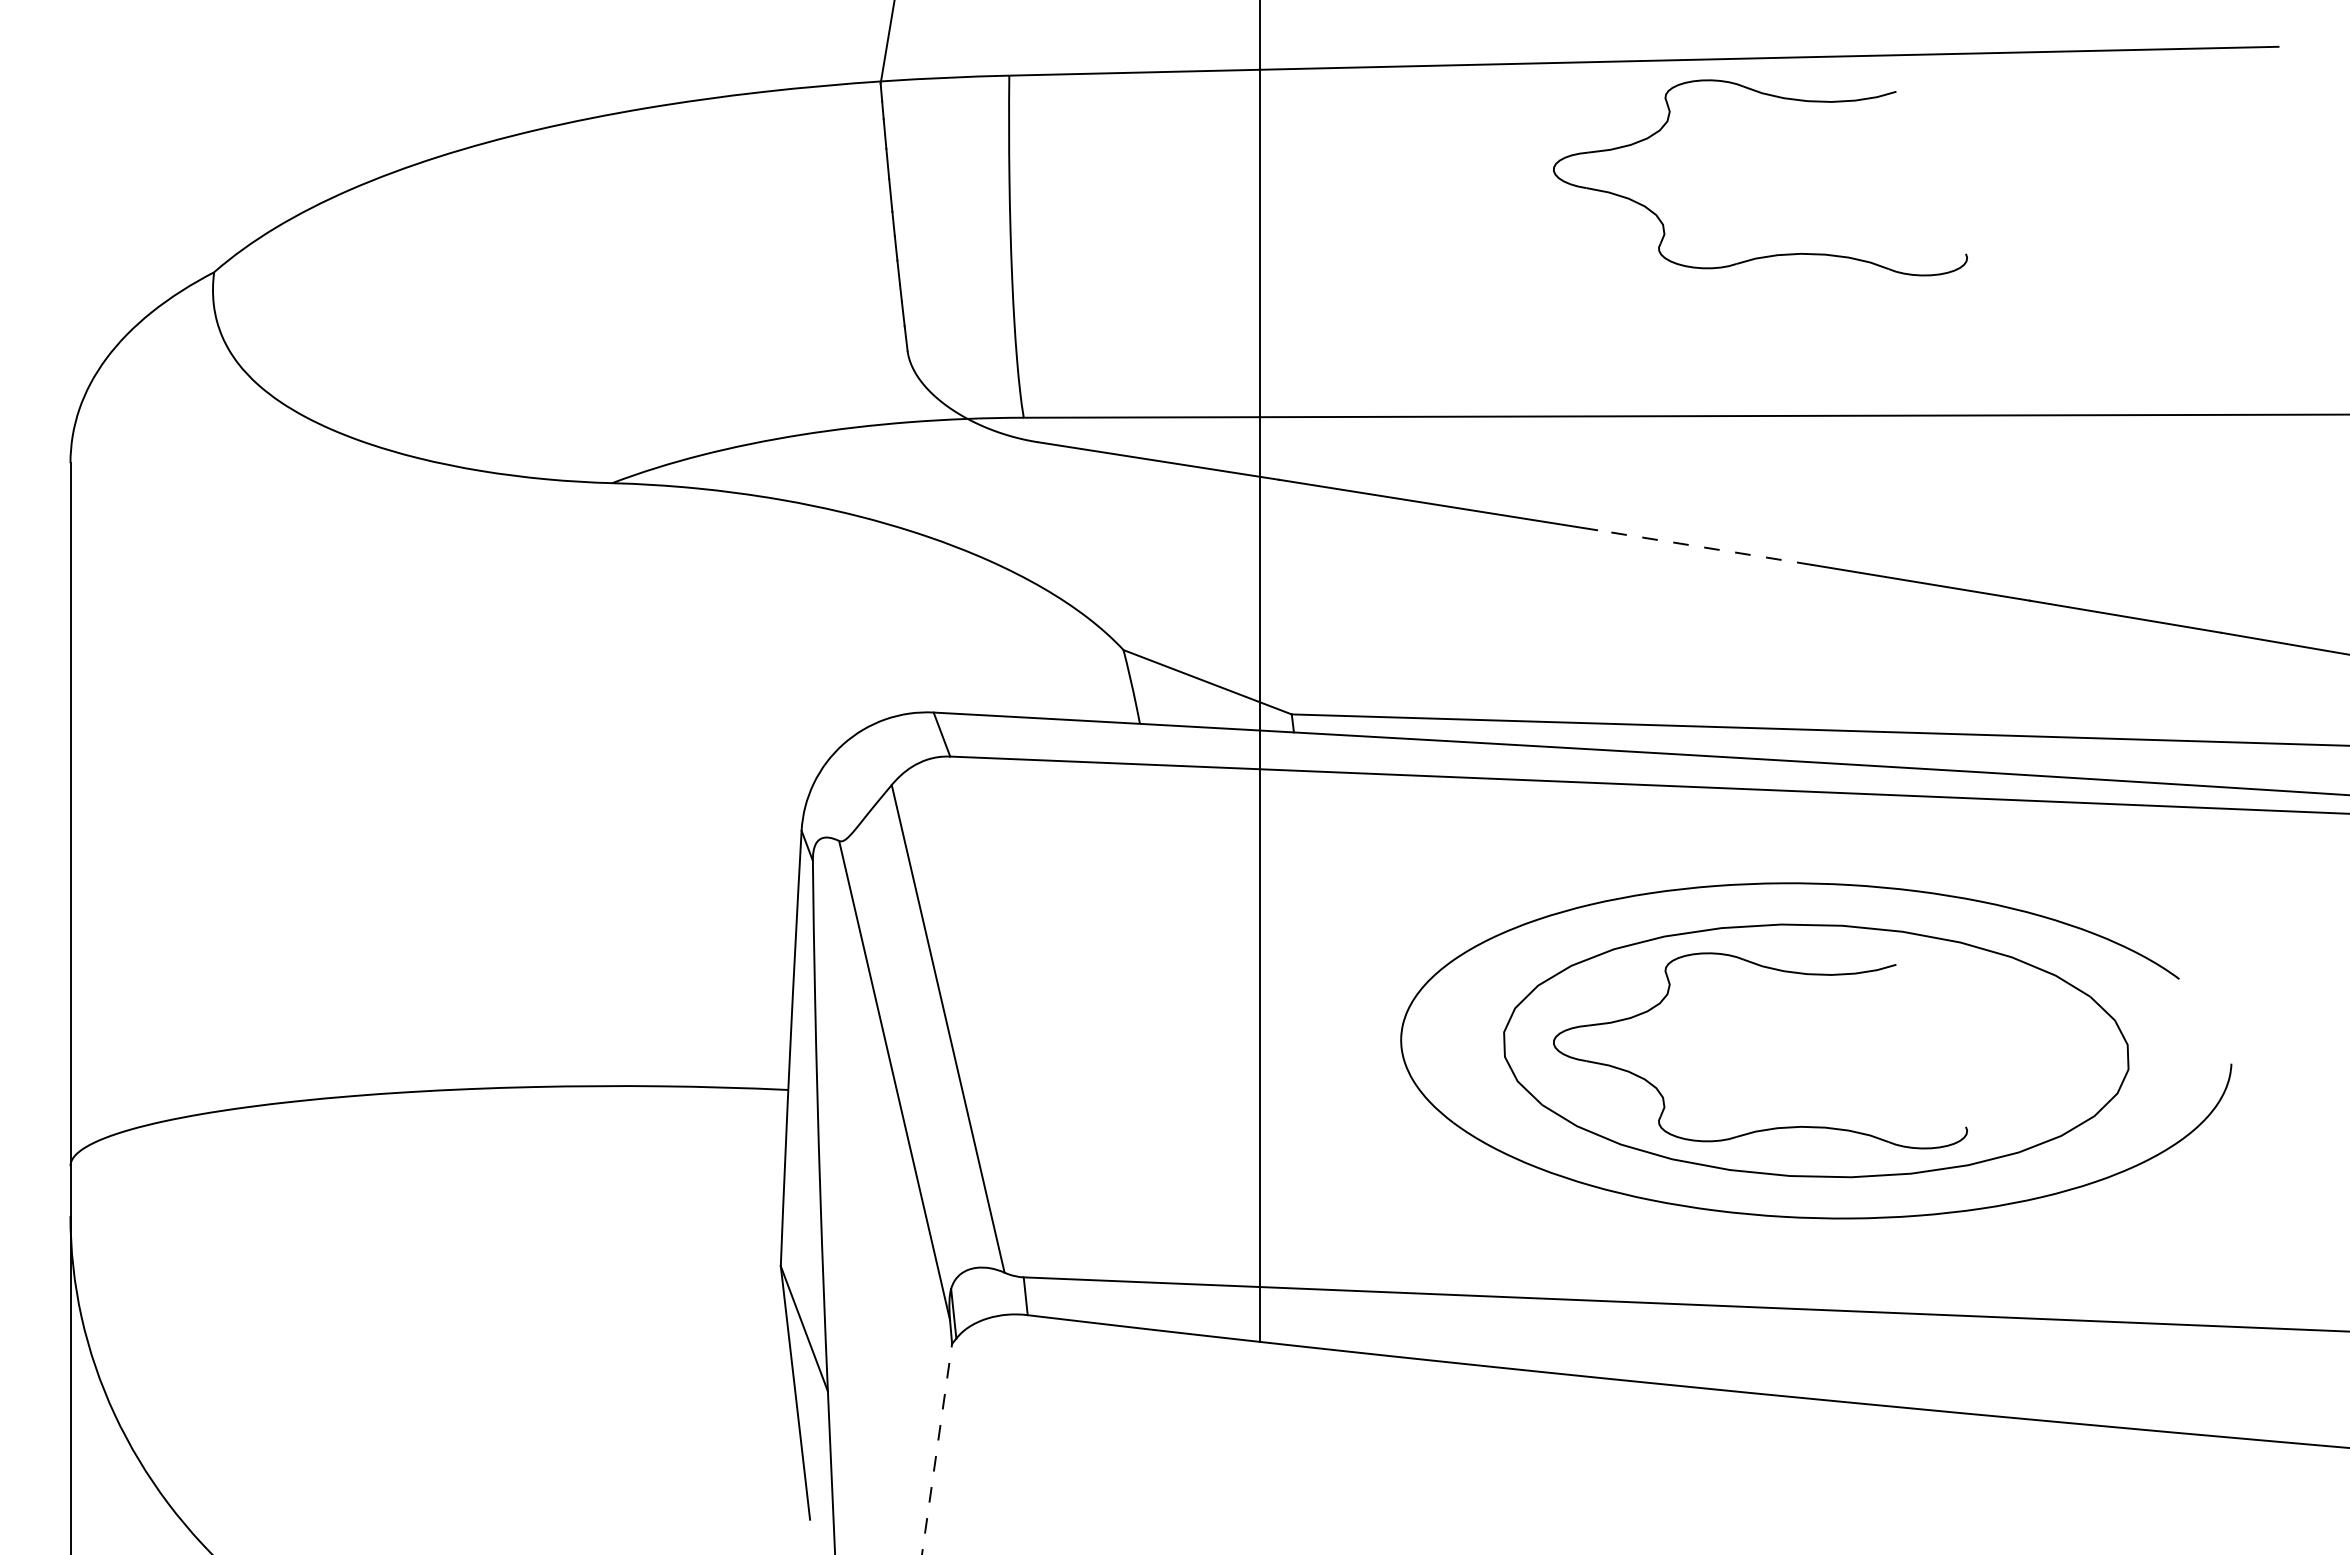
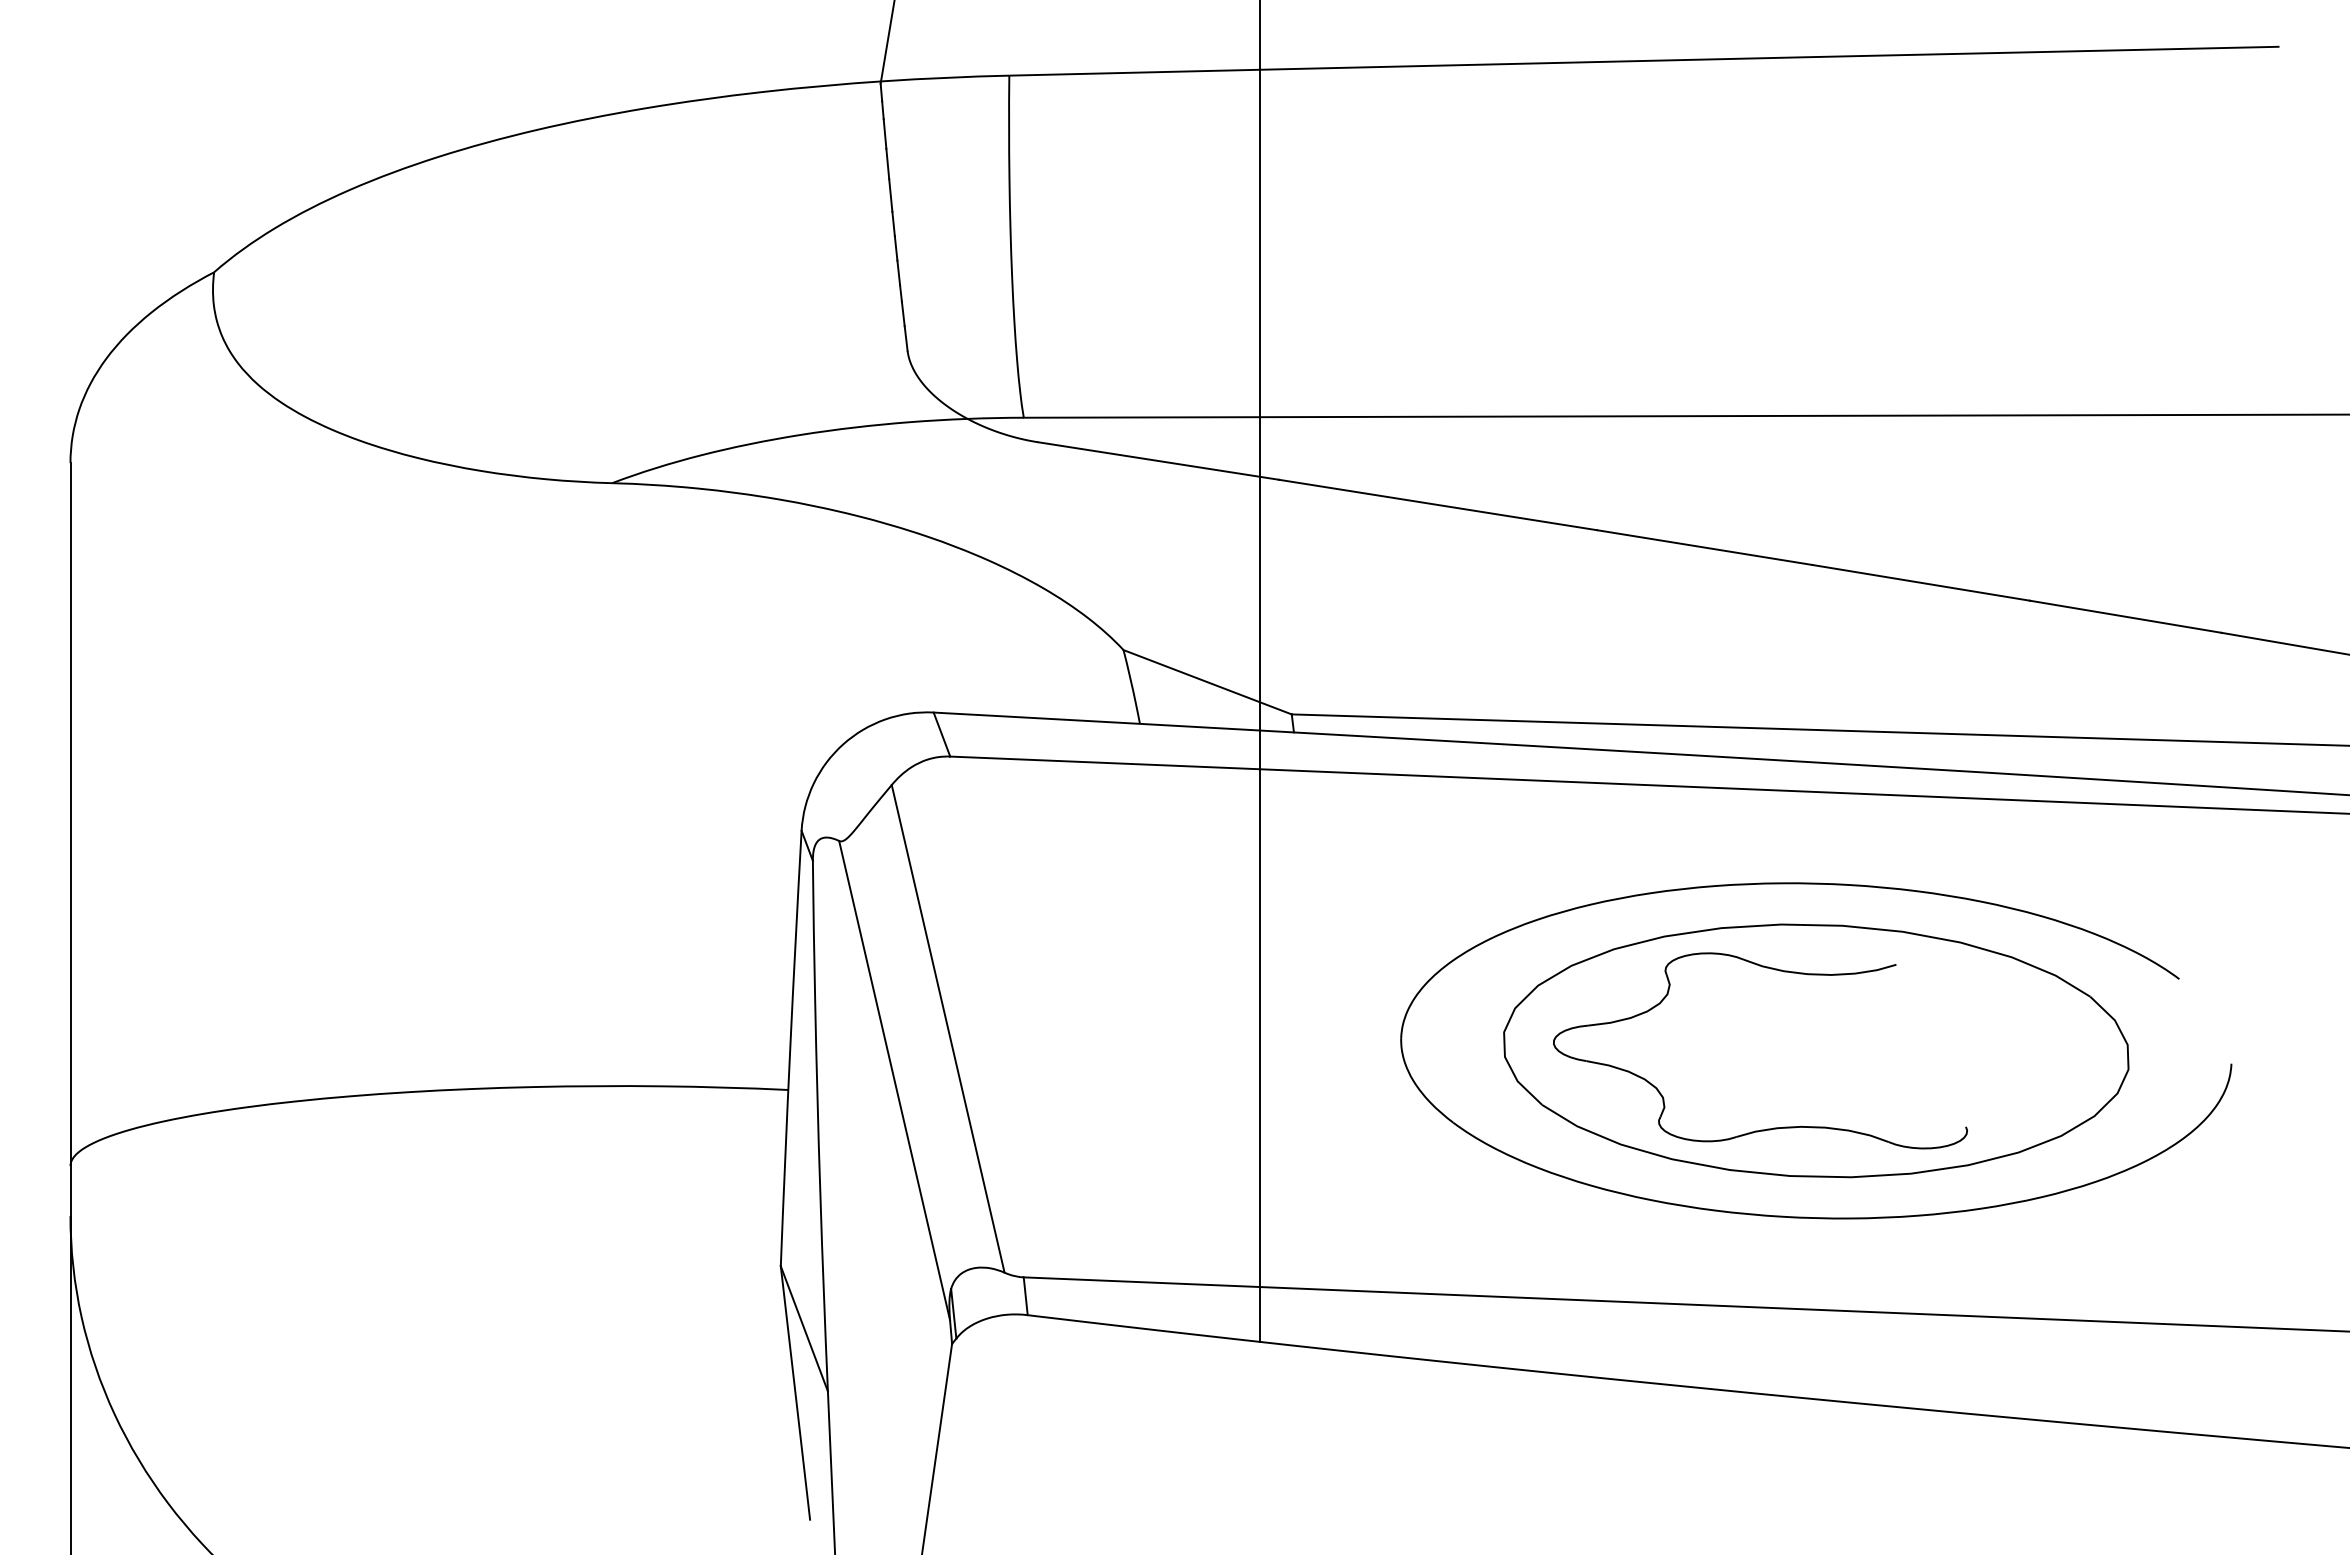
part: present -> none (1773, 254)
line: dashed -> solid (1704, 547)
line: dashed -> solid (937, 1448)
